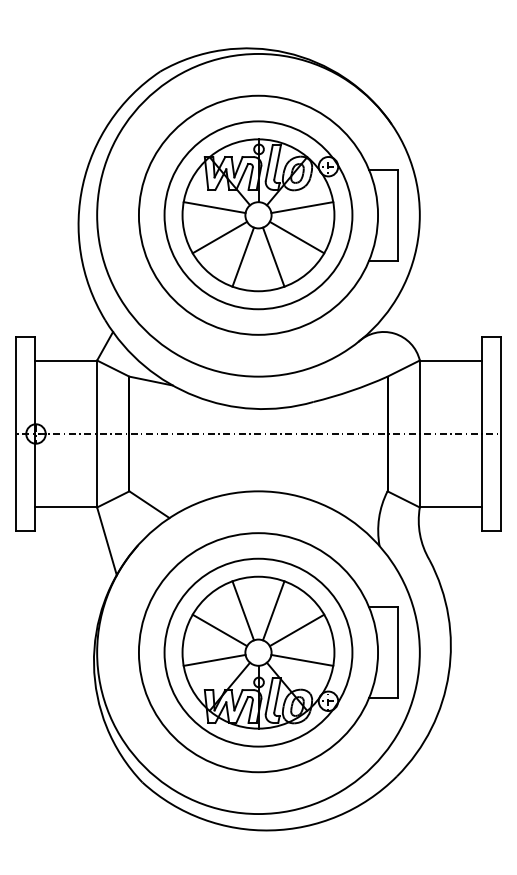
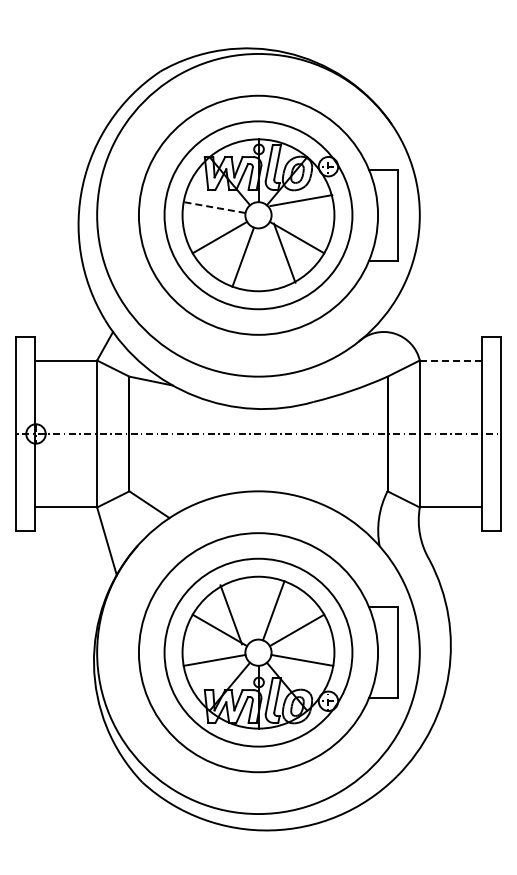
line: solid -> dashed (214, 207)
line position: (302, 207) -> (301, 200) (301, 200)
line position: (273, 256) -> (284, 252) (284, 252)
line: solid -> dashed (451, 360)
line position: (243, 610) -> (231, 614) (231, 614)
